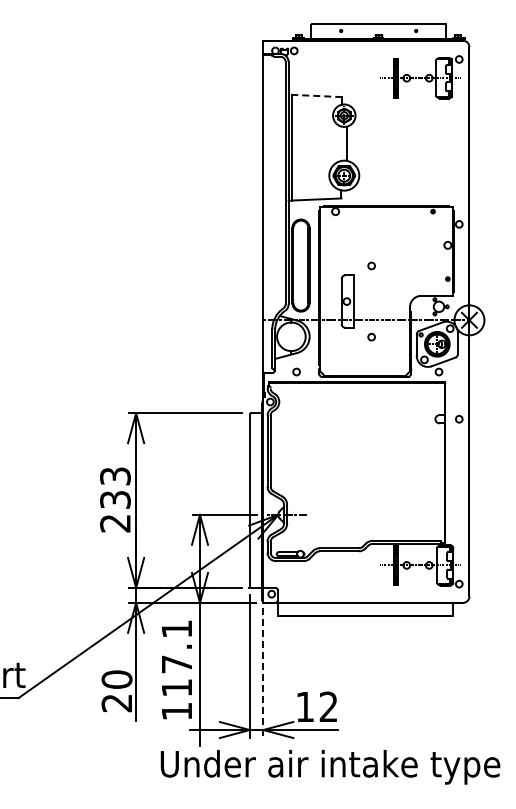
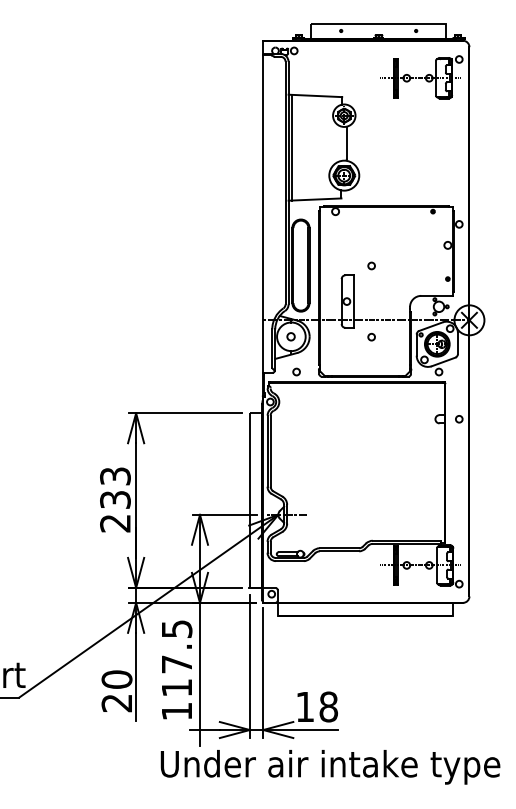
line: dashed -> solid (315, 95)
circle: none -> present (290, 336)
text: 117.1 -> 117.5 (177, 628)
line: dashed -> solid (263, 672)
text: 12 -> 18 (328, 706)
